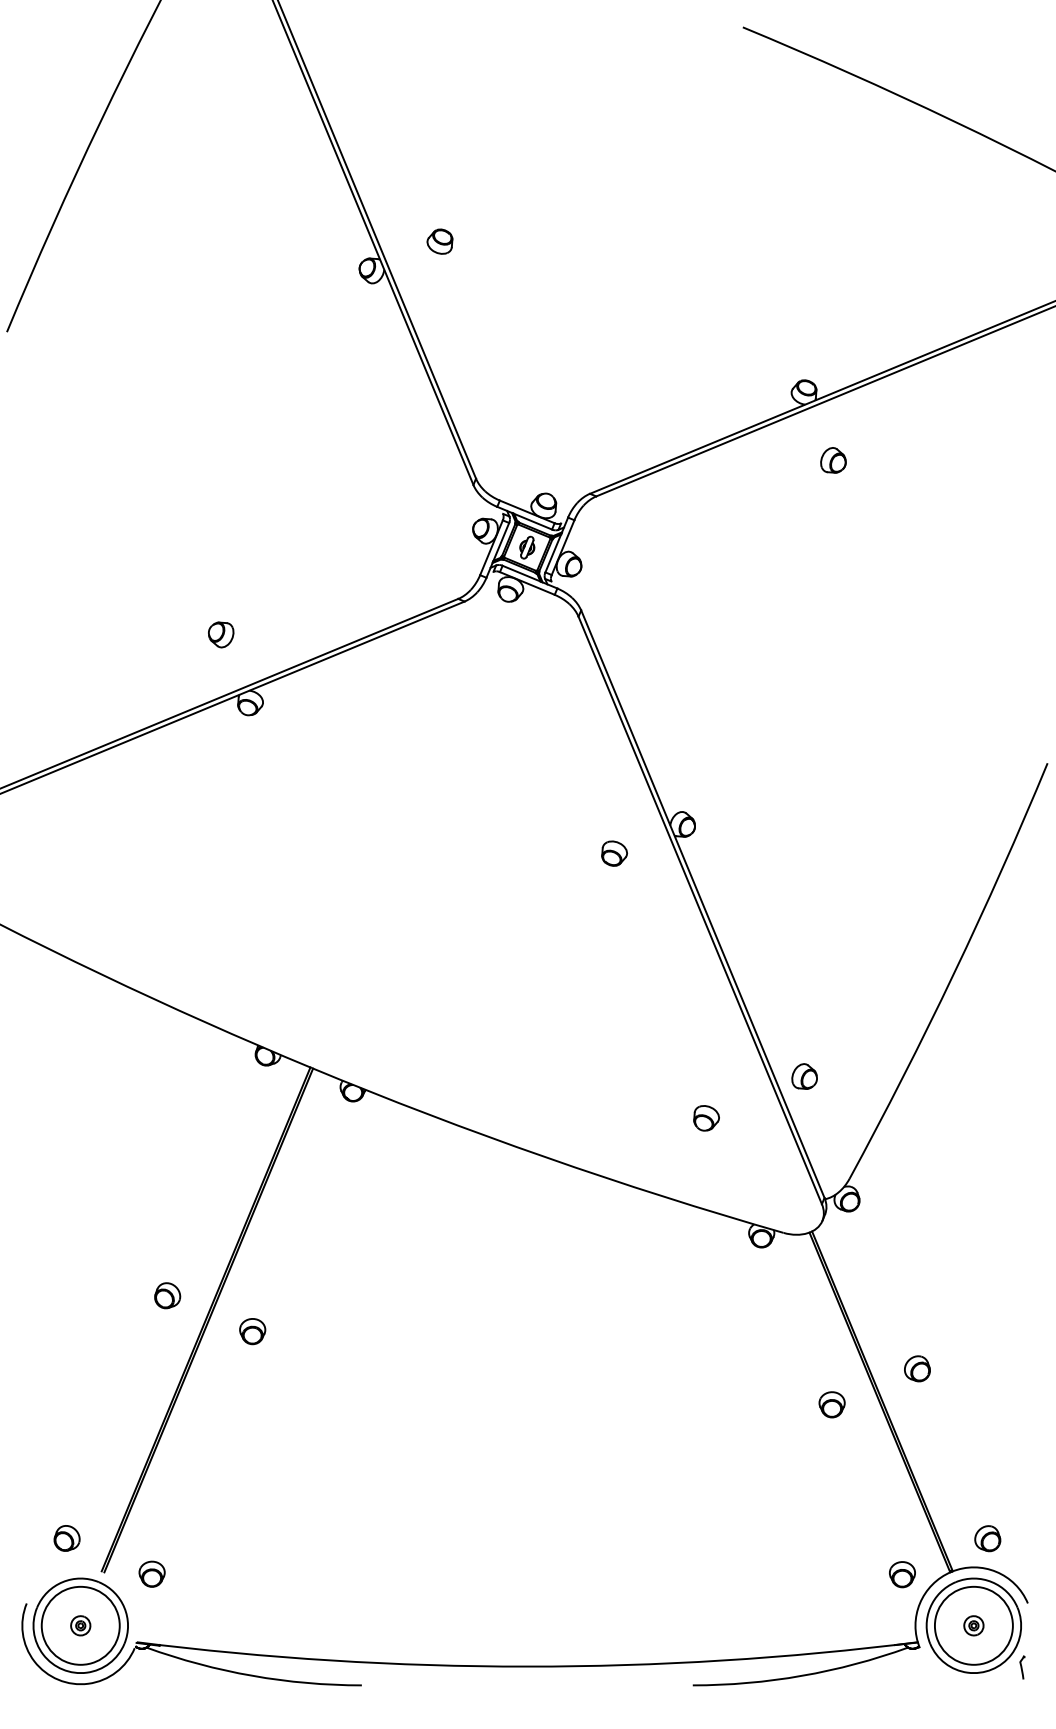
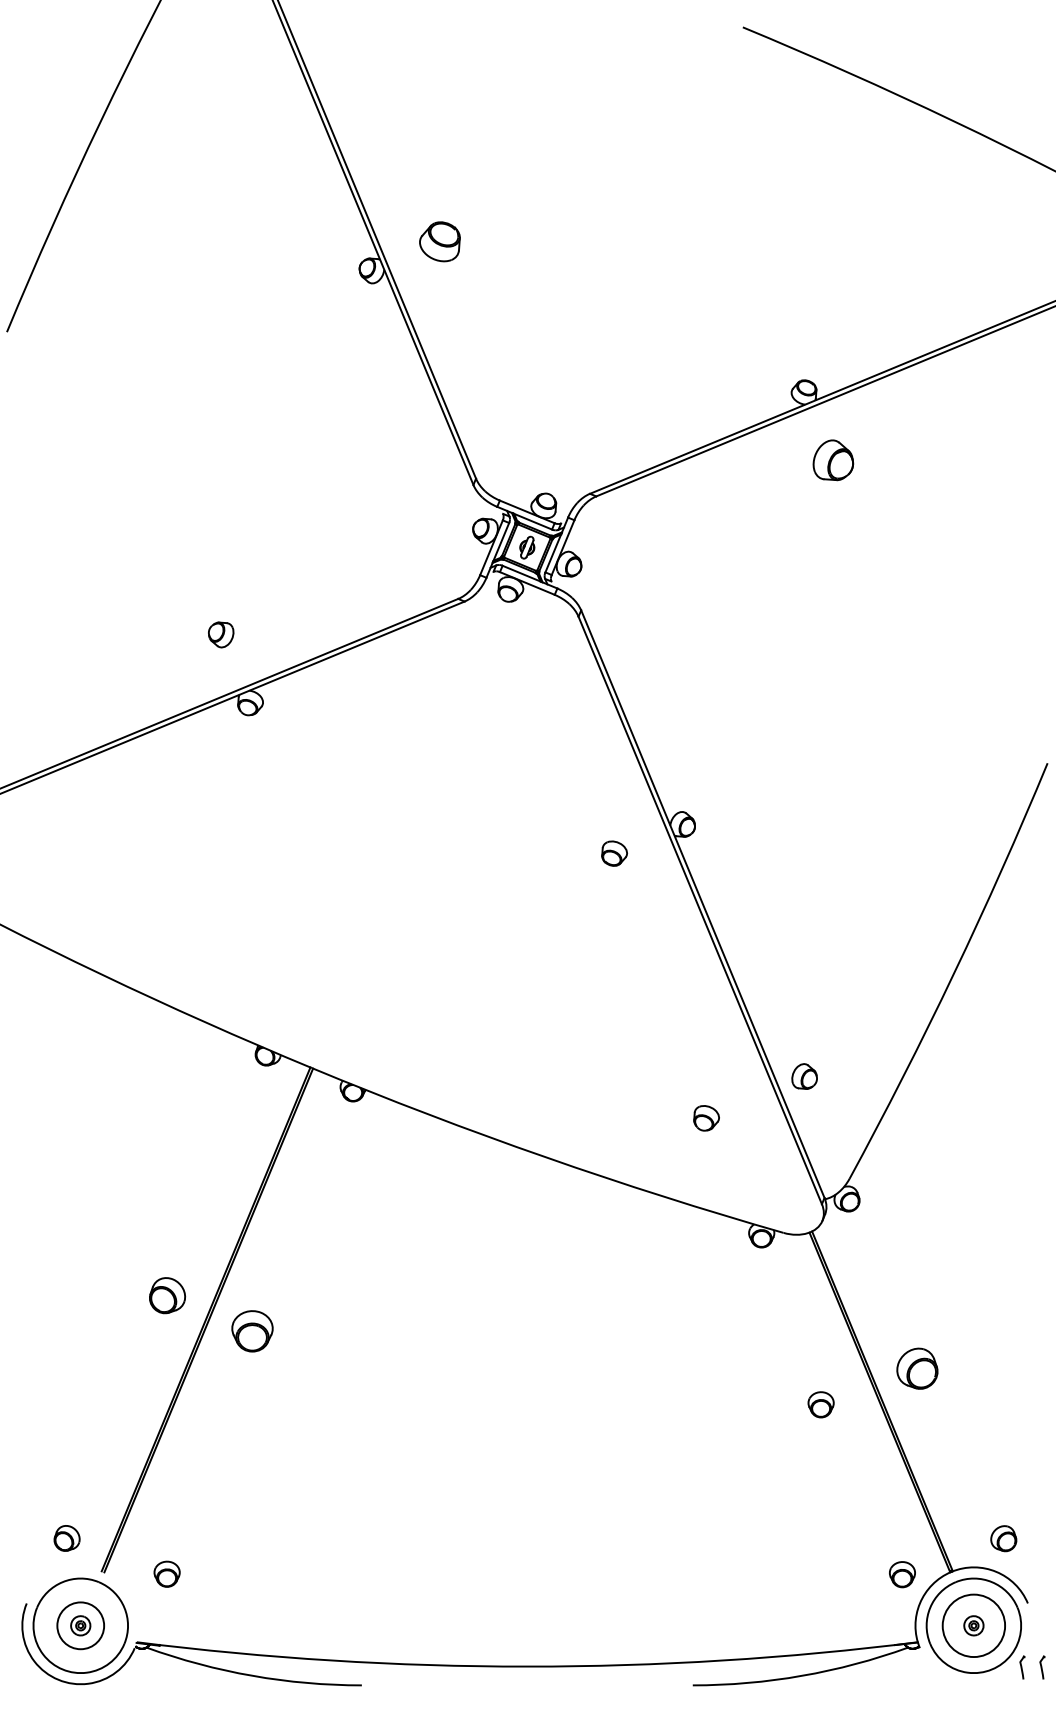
part size: 28x27 px -> 42x42 px (439, 241)
part size: 27x27 px -> 43x43 px (833, 460)
part size: 28x28 px -> 38x38 px (167, 1295)
part size: 28x28 px -> 43x43 px (252, 1331)
part size: 27x28 px -> 43x43 px (917, 1368)
part position: (831, 1404) -> (820, 1404) (820, 1404)
part position: (987, 1538) -> (1003, 1538) (1003, 1538)
part position: (151, 1573) -> (166, 1573) (166, 1573)
circle diameter: 78 px -> 47 px (80, 1625)
circle diameter: 78 px -> 62 px (973, 1625)
part: none -> present (1042, 1667)
